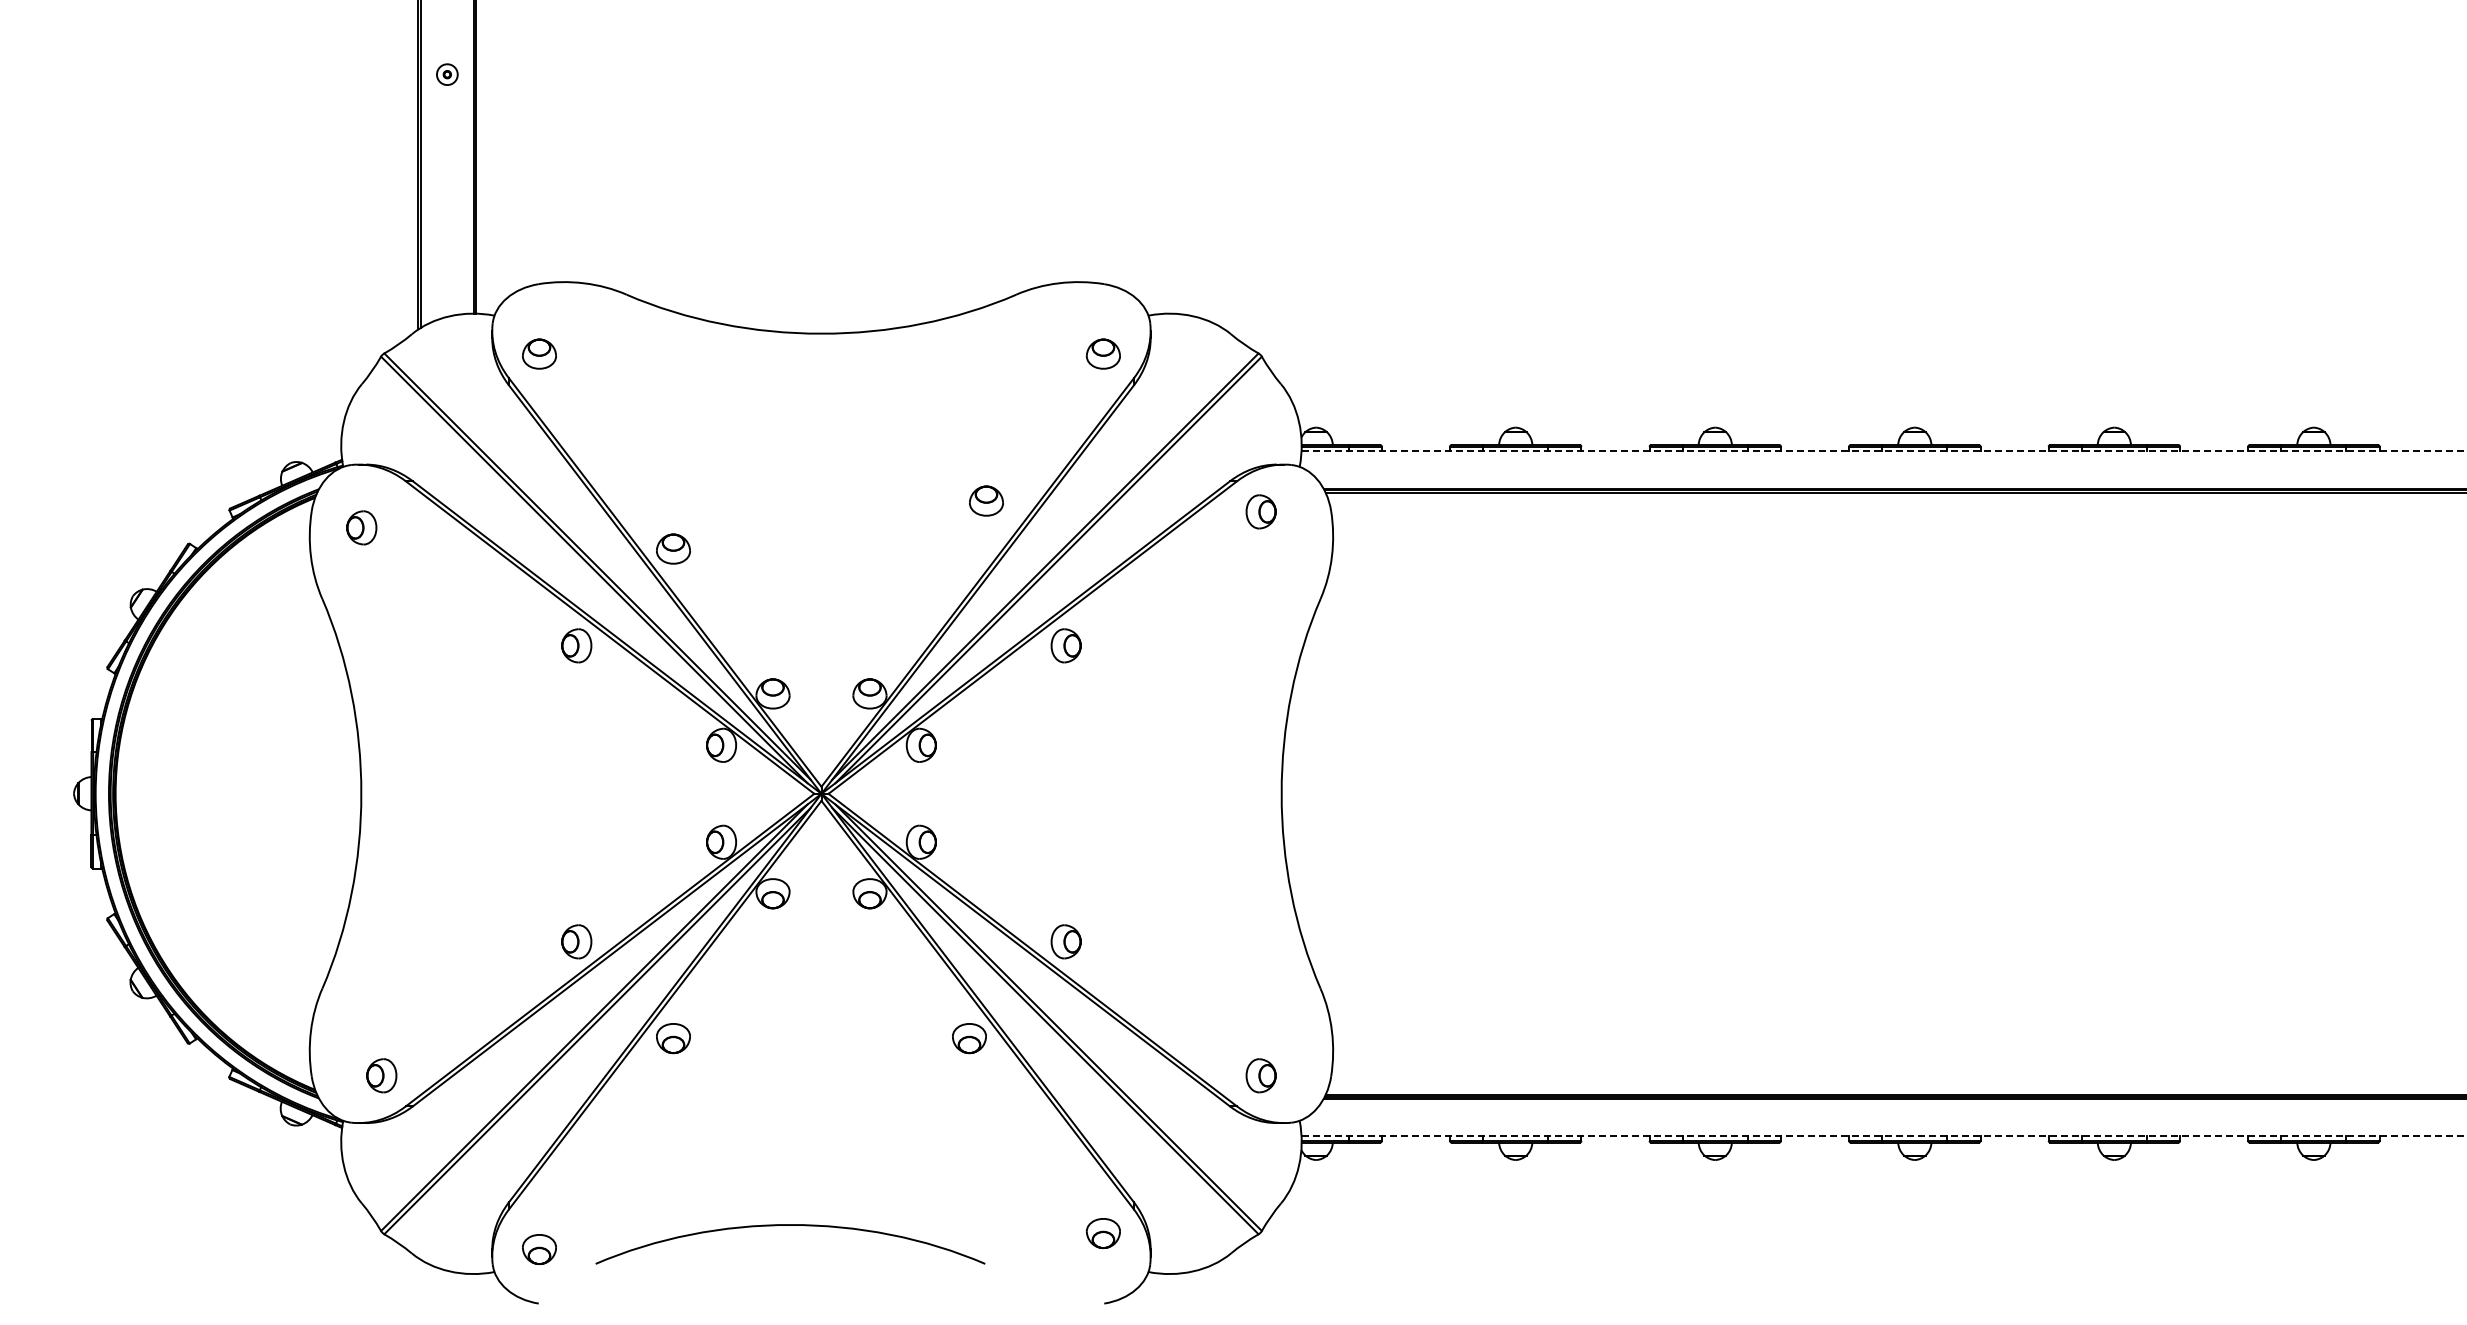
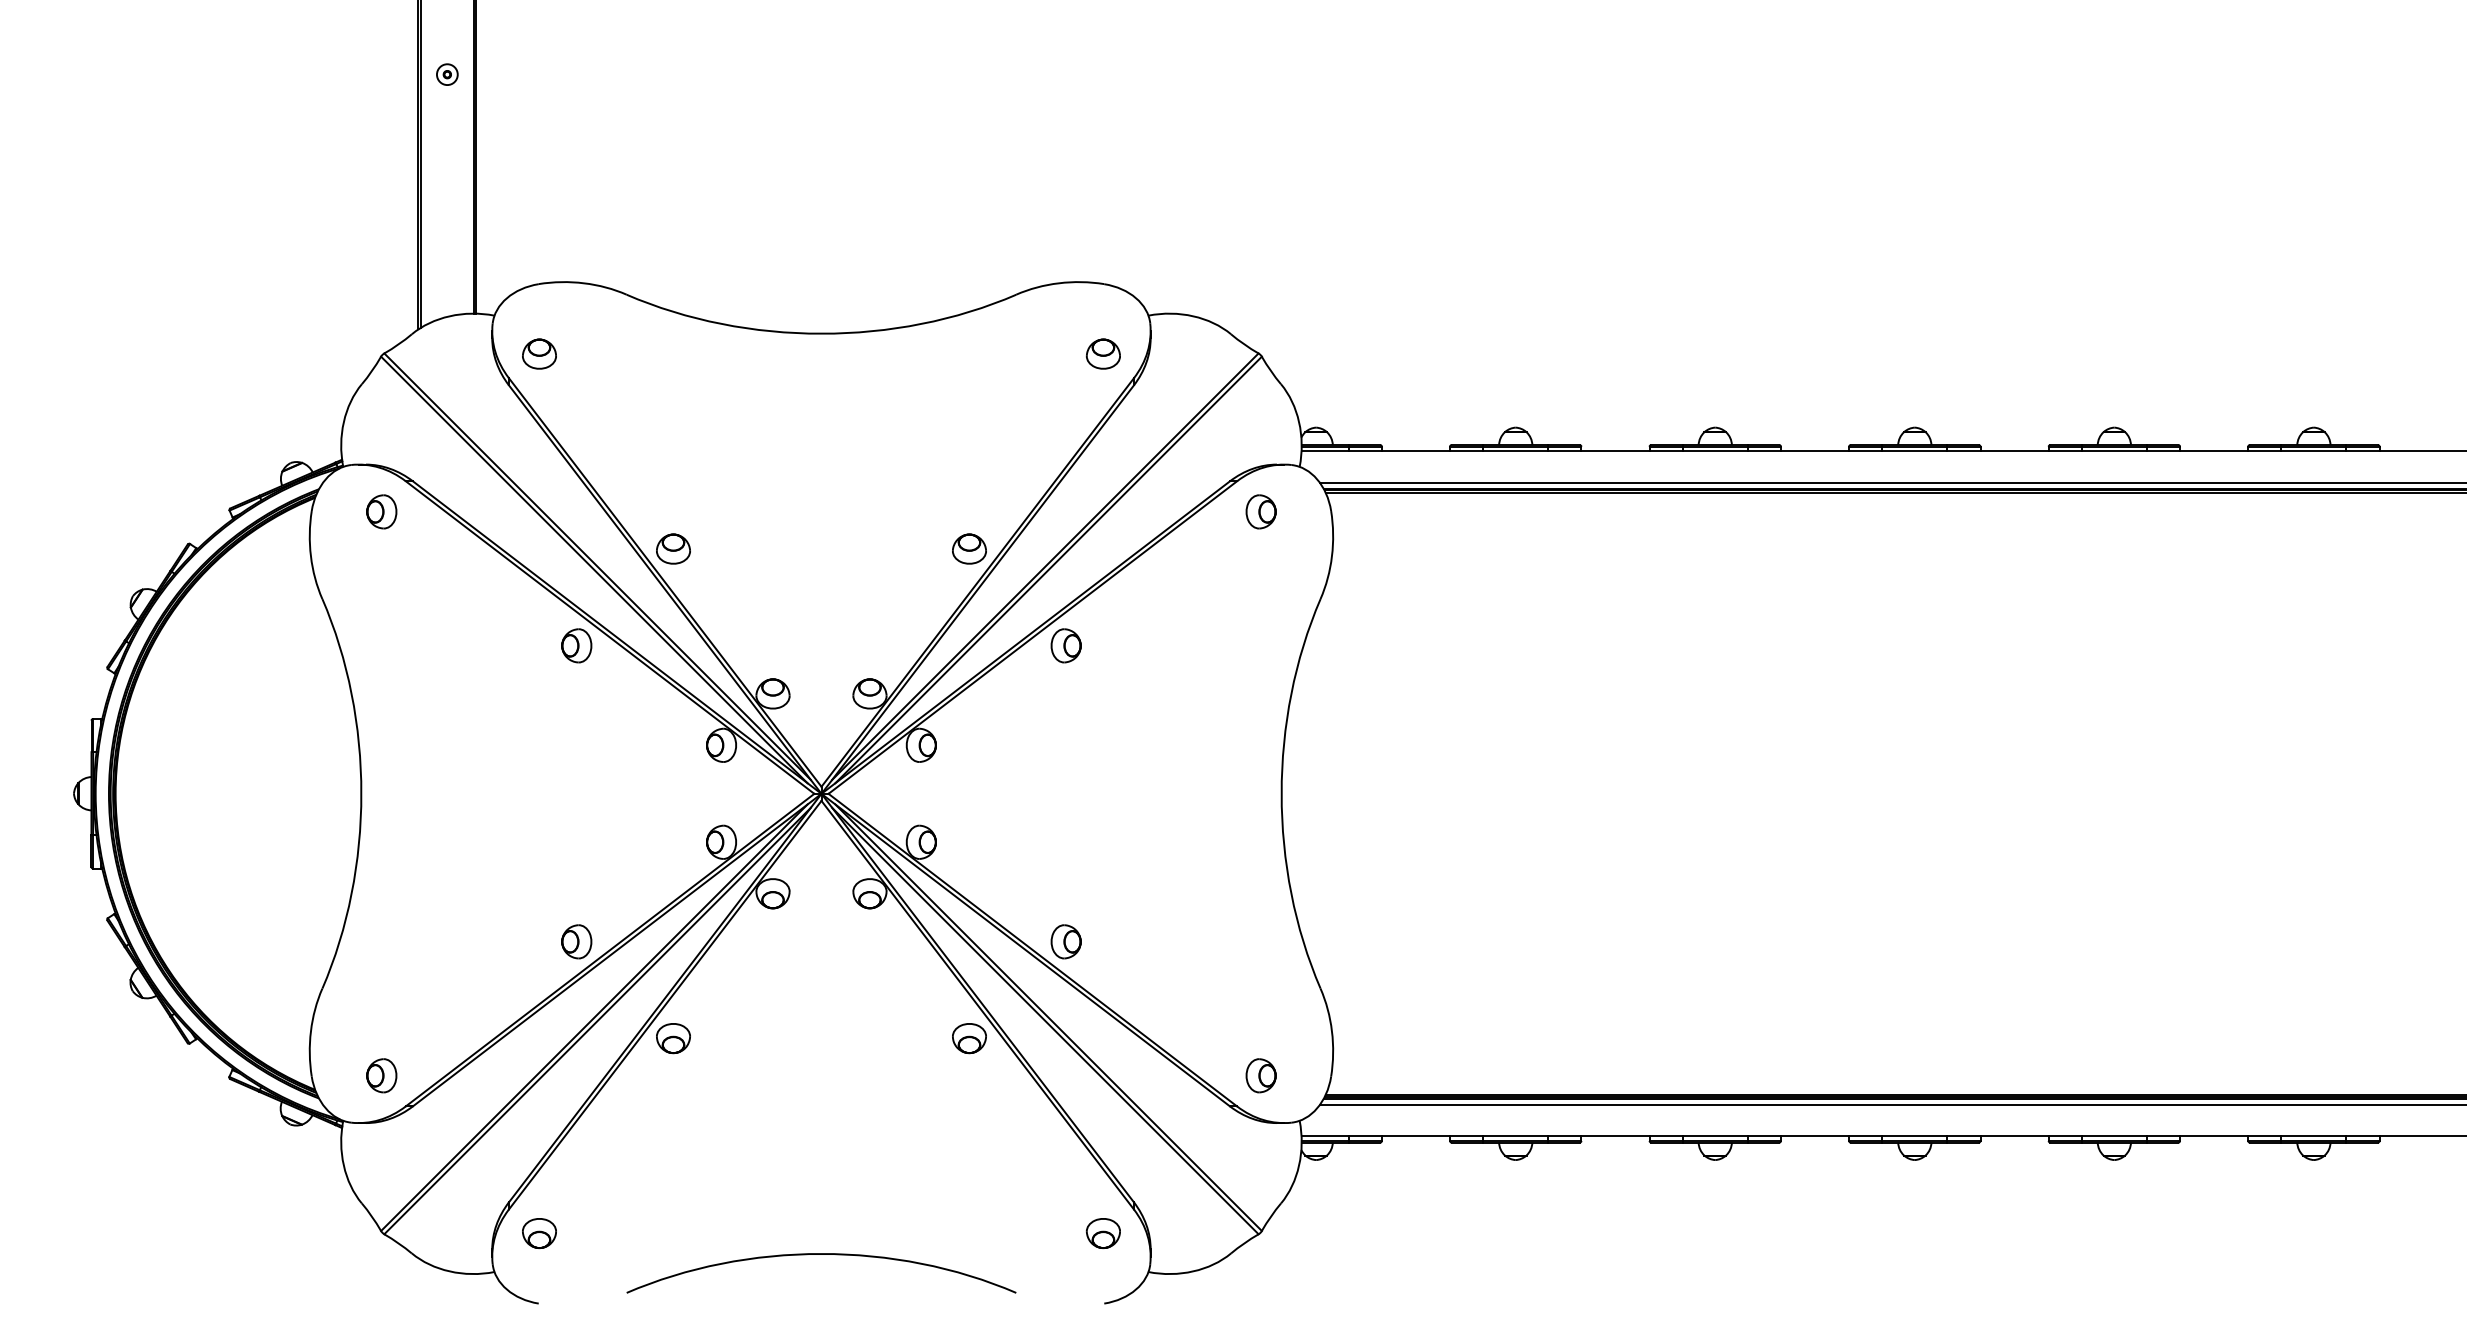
line: dashed -> solid (1884, 451)
line: none -> present (1891, 482)
part position: (986, 500) -> (969, 548) (969, 548)
part position: (361, 527) -> (381, 511) (381, 511)
line: none -> present (1891, 1104)
line: dashed -> solid (1883, 1136)
curve position: (790, 1225) -> (821, 1254) (821, 1254)
part position: (539, 1249) -> (539, 1233) (539, 1233)
